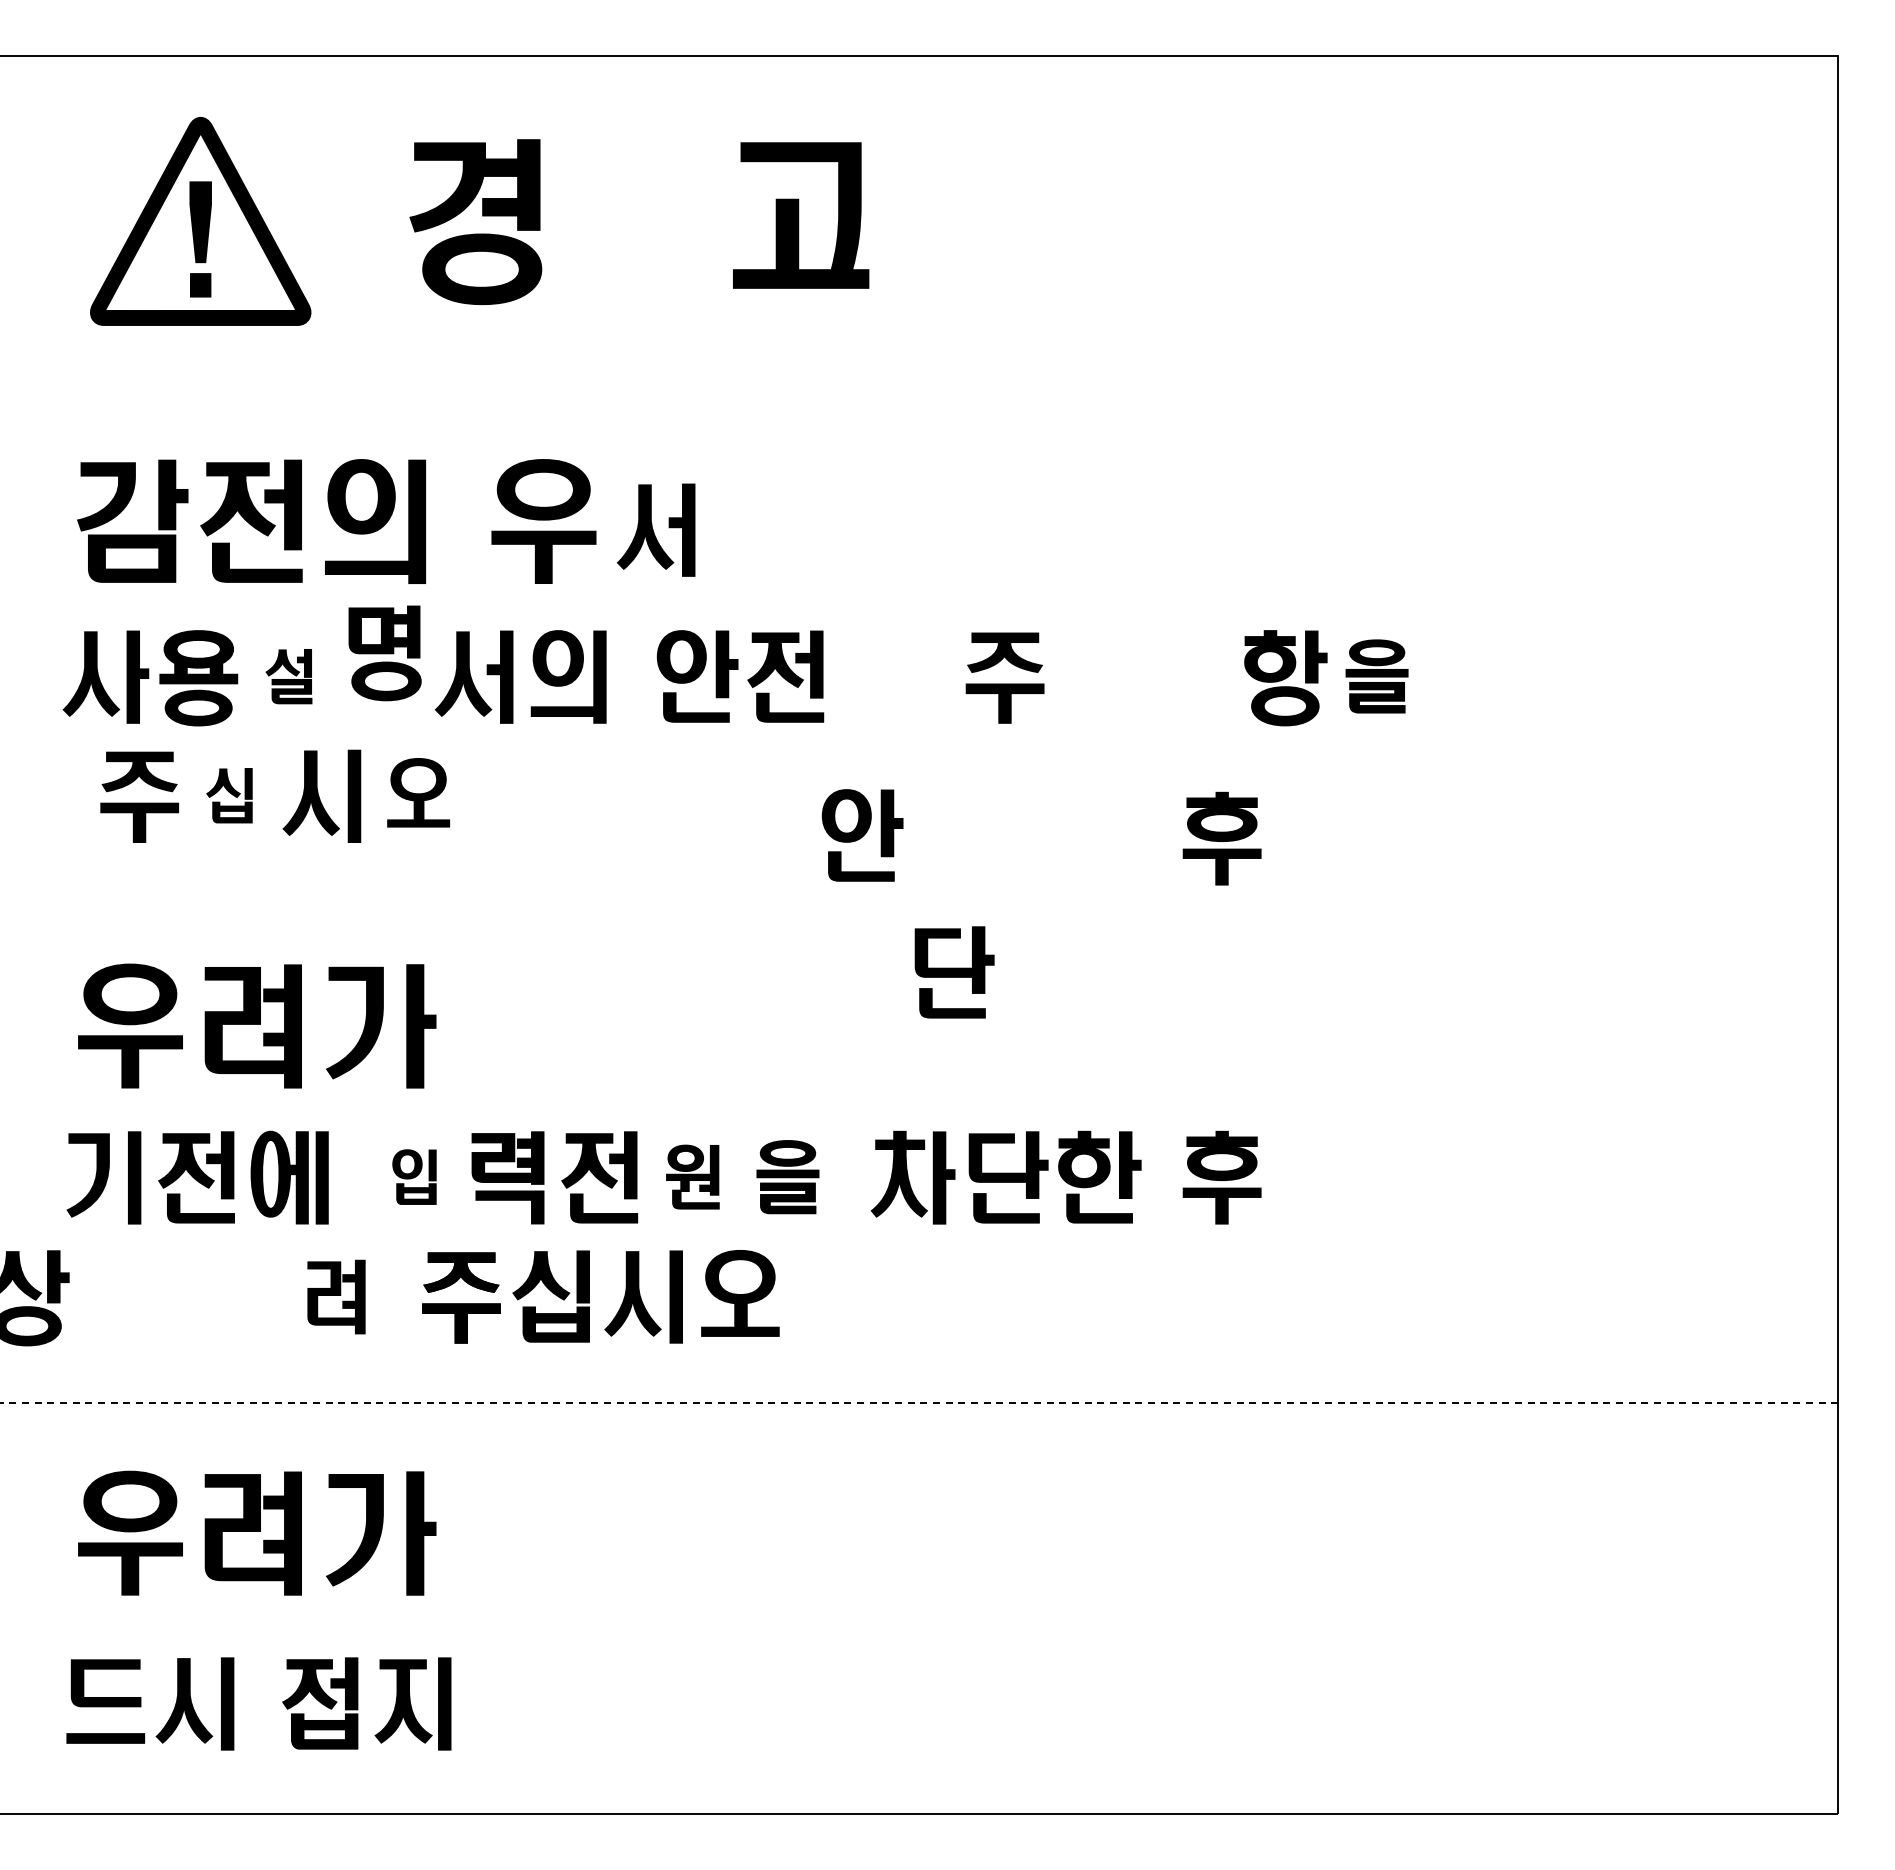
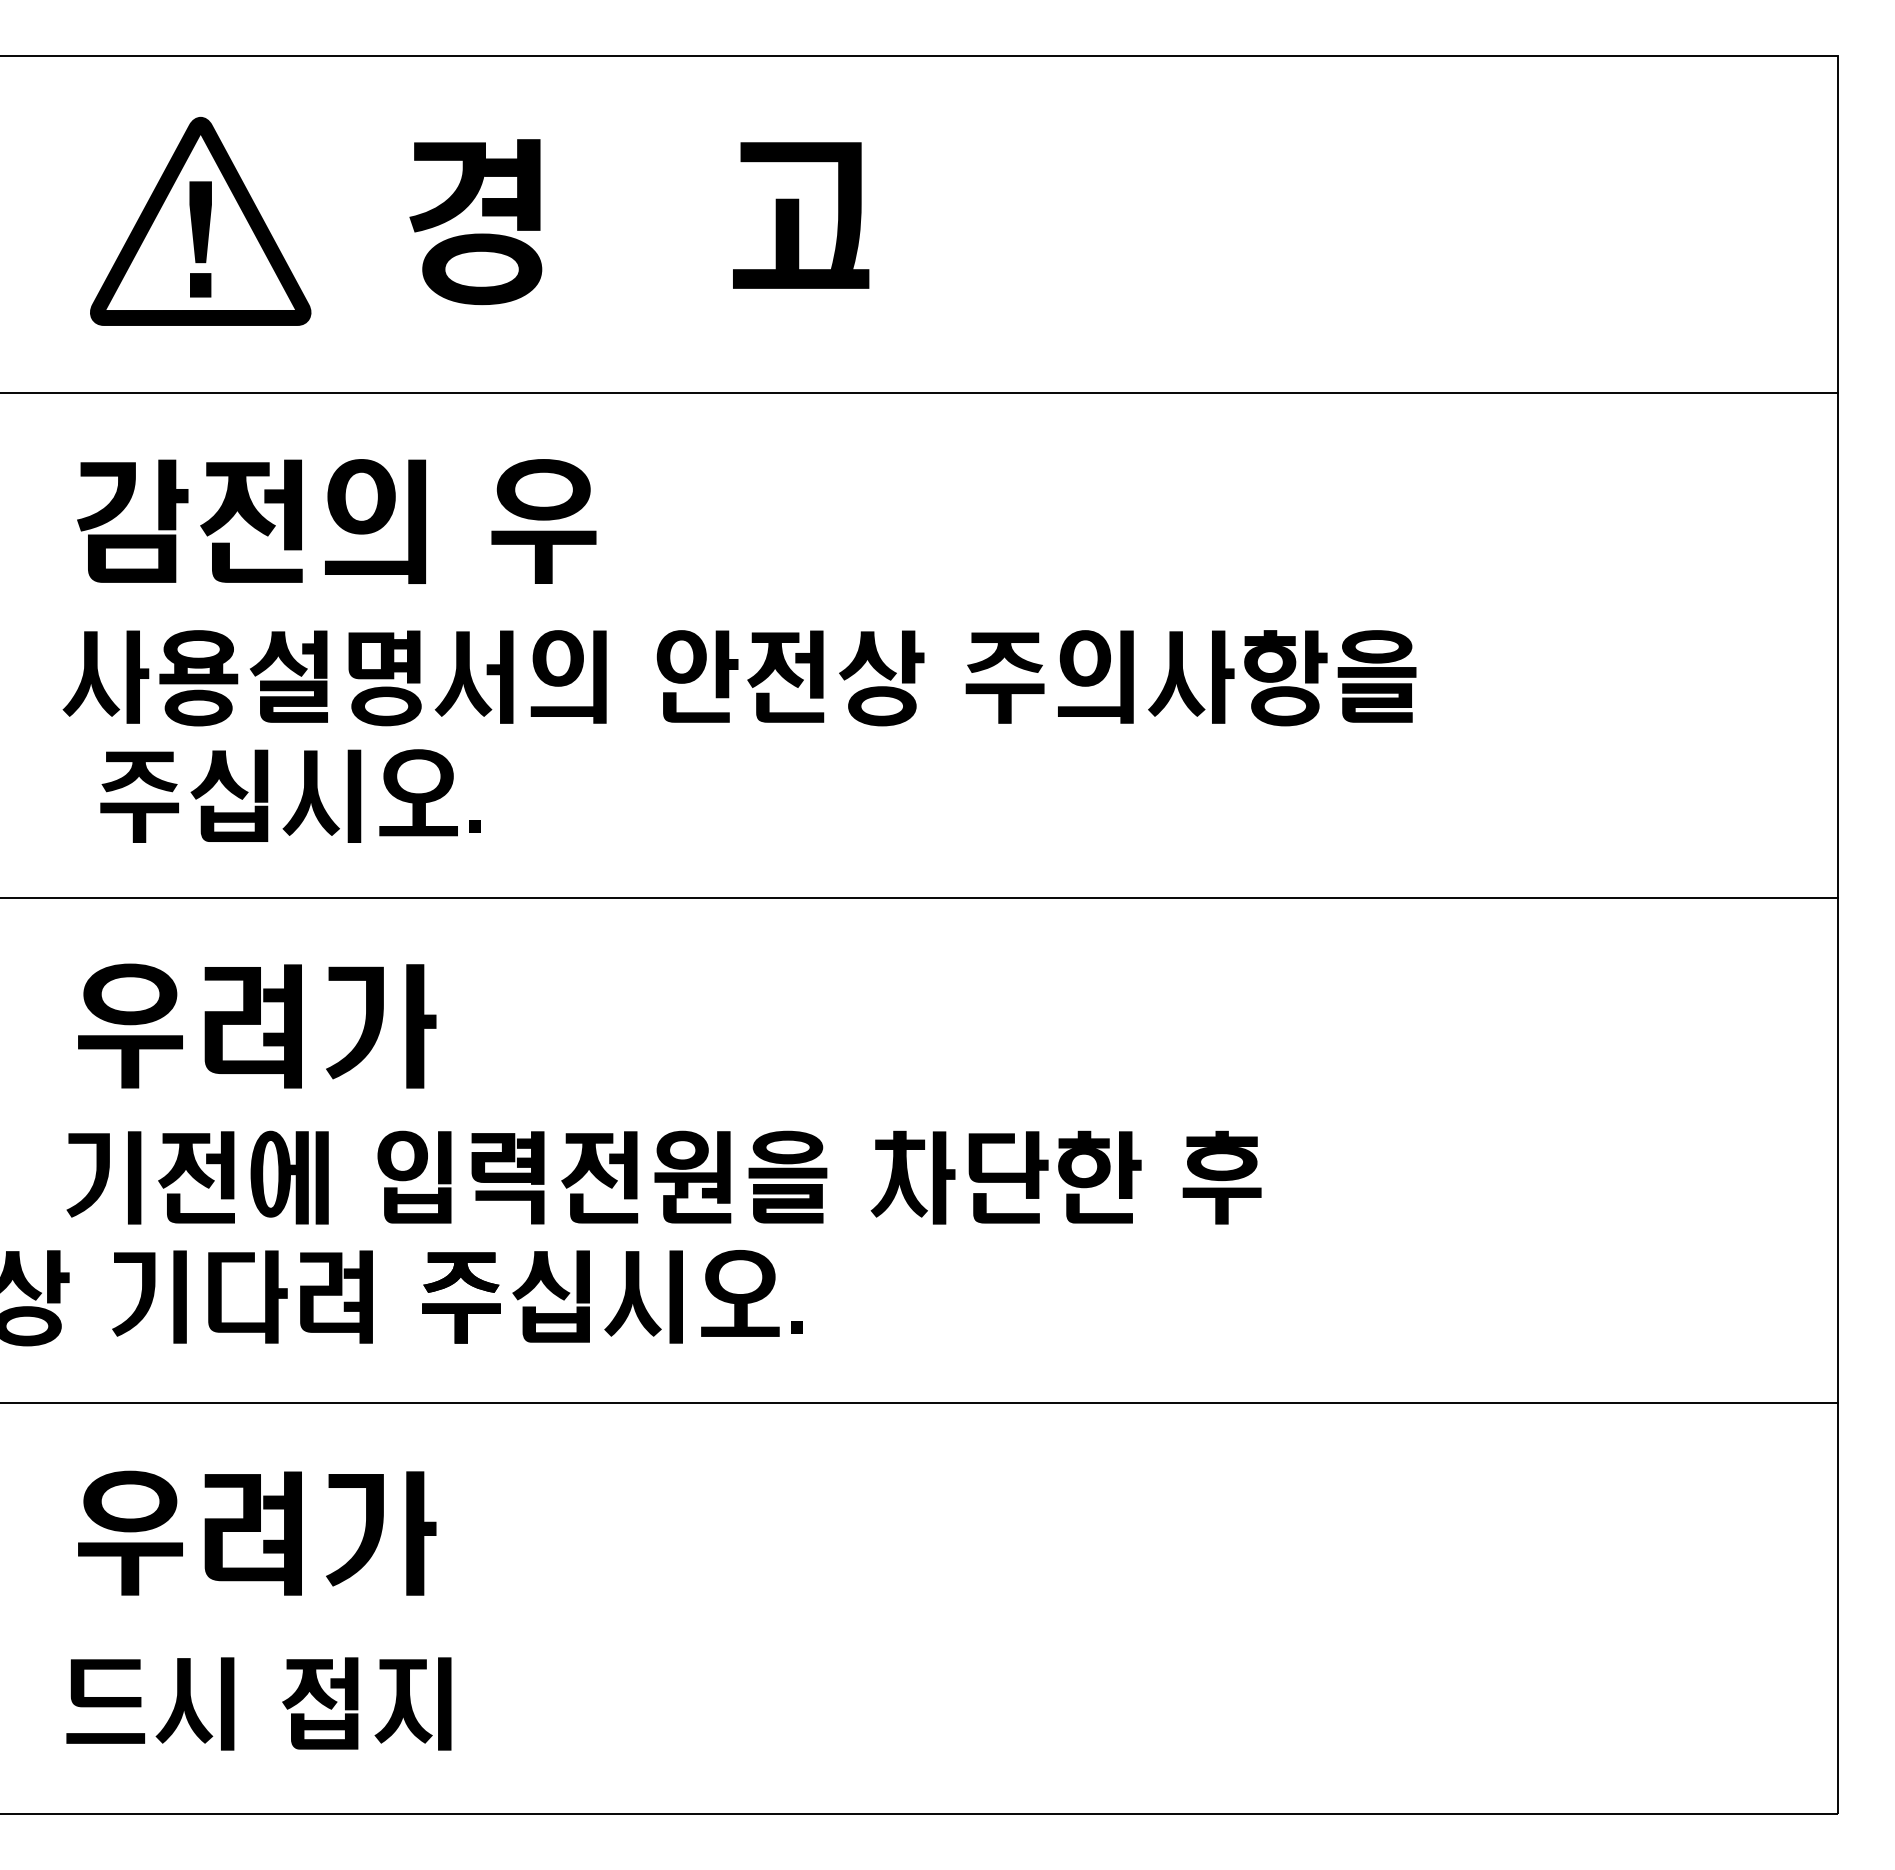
line: none -> present (920, 393)
part: present -> none (655, 529)
part position: (384, 653) -> (384, 678) (384, 678)
part size: 48x56 px -> 78x93 px (288, 676)
part: none -> present (1095, 676)
part size: 64x75 px -> 80x93 px (1376, 676)
part: none -> present (881, 678)
part: none -> present (1185, 678)
part size: 64x70 px -> 79x88 px (418, 792)
part size: 47x56 px -> 79x93 px (229, 795)
fill: none -> present (474, 826)
part: present -> none (862, 835)
part: present -> none (1221, 838)
line: none -> present (920, 898)
part: present -> none (954, 972)
part size: 45x56 px -> 75x94 px (414, 1176)
part size: 54x66 px -> 78x94 px (692, 1176)
part size: 64x75 px -> 80x94 px (787, 1176)
part: none -> present (149, 1296)
fill: none -> present (247, 1296)
part size: 59x76 px -> 73x94 px (336, 1296)
fill: none -> present (796, 1326)
line: dashed -> solid (919, 1402)
